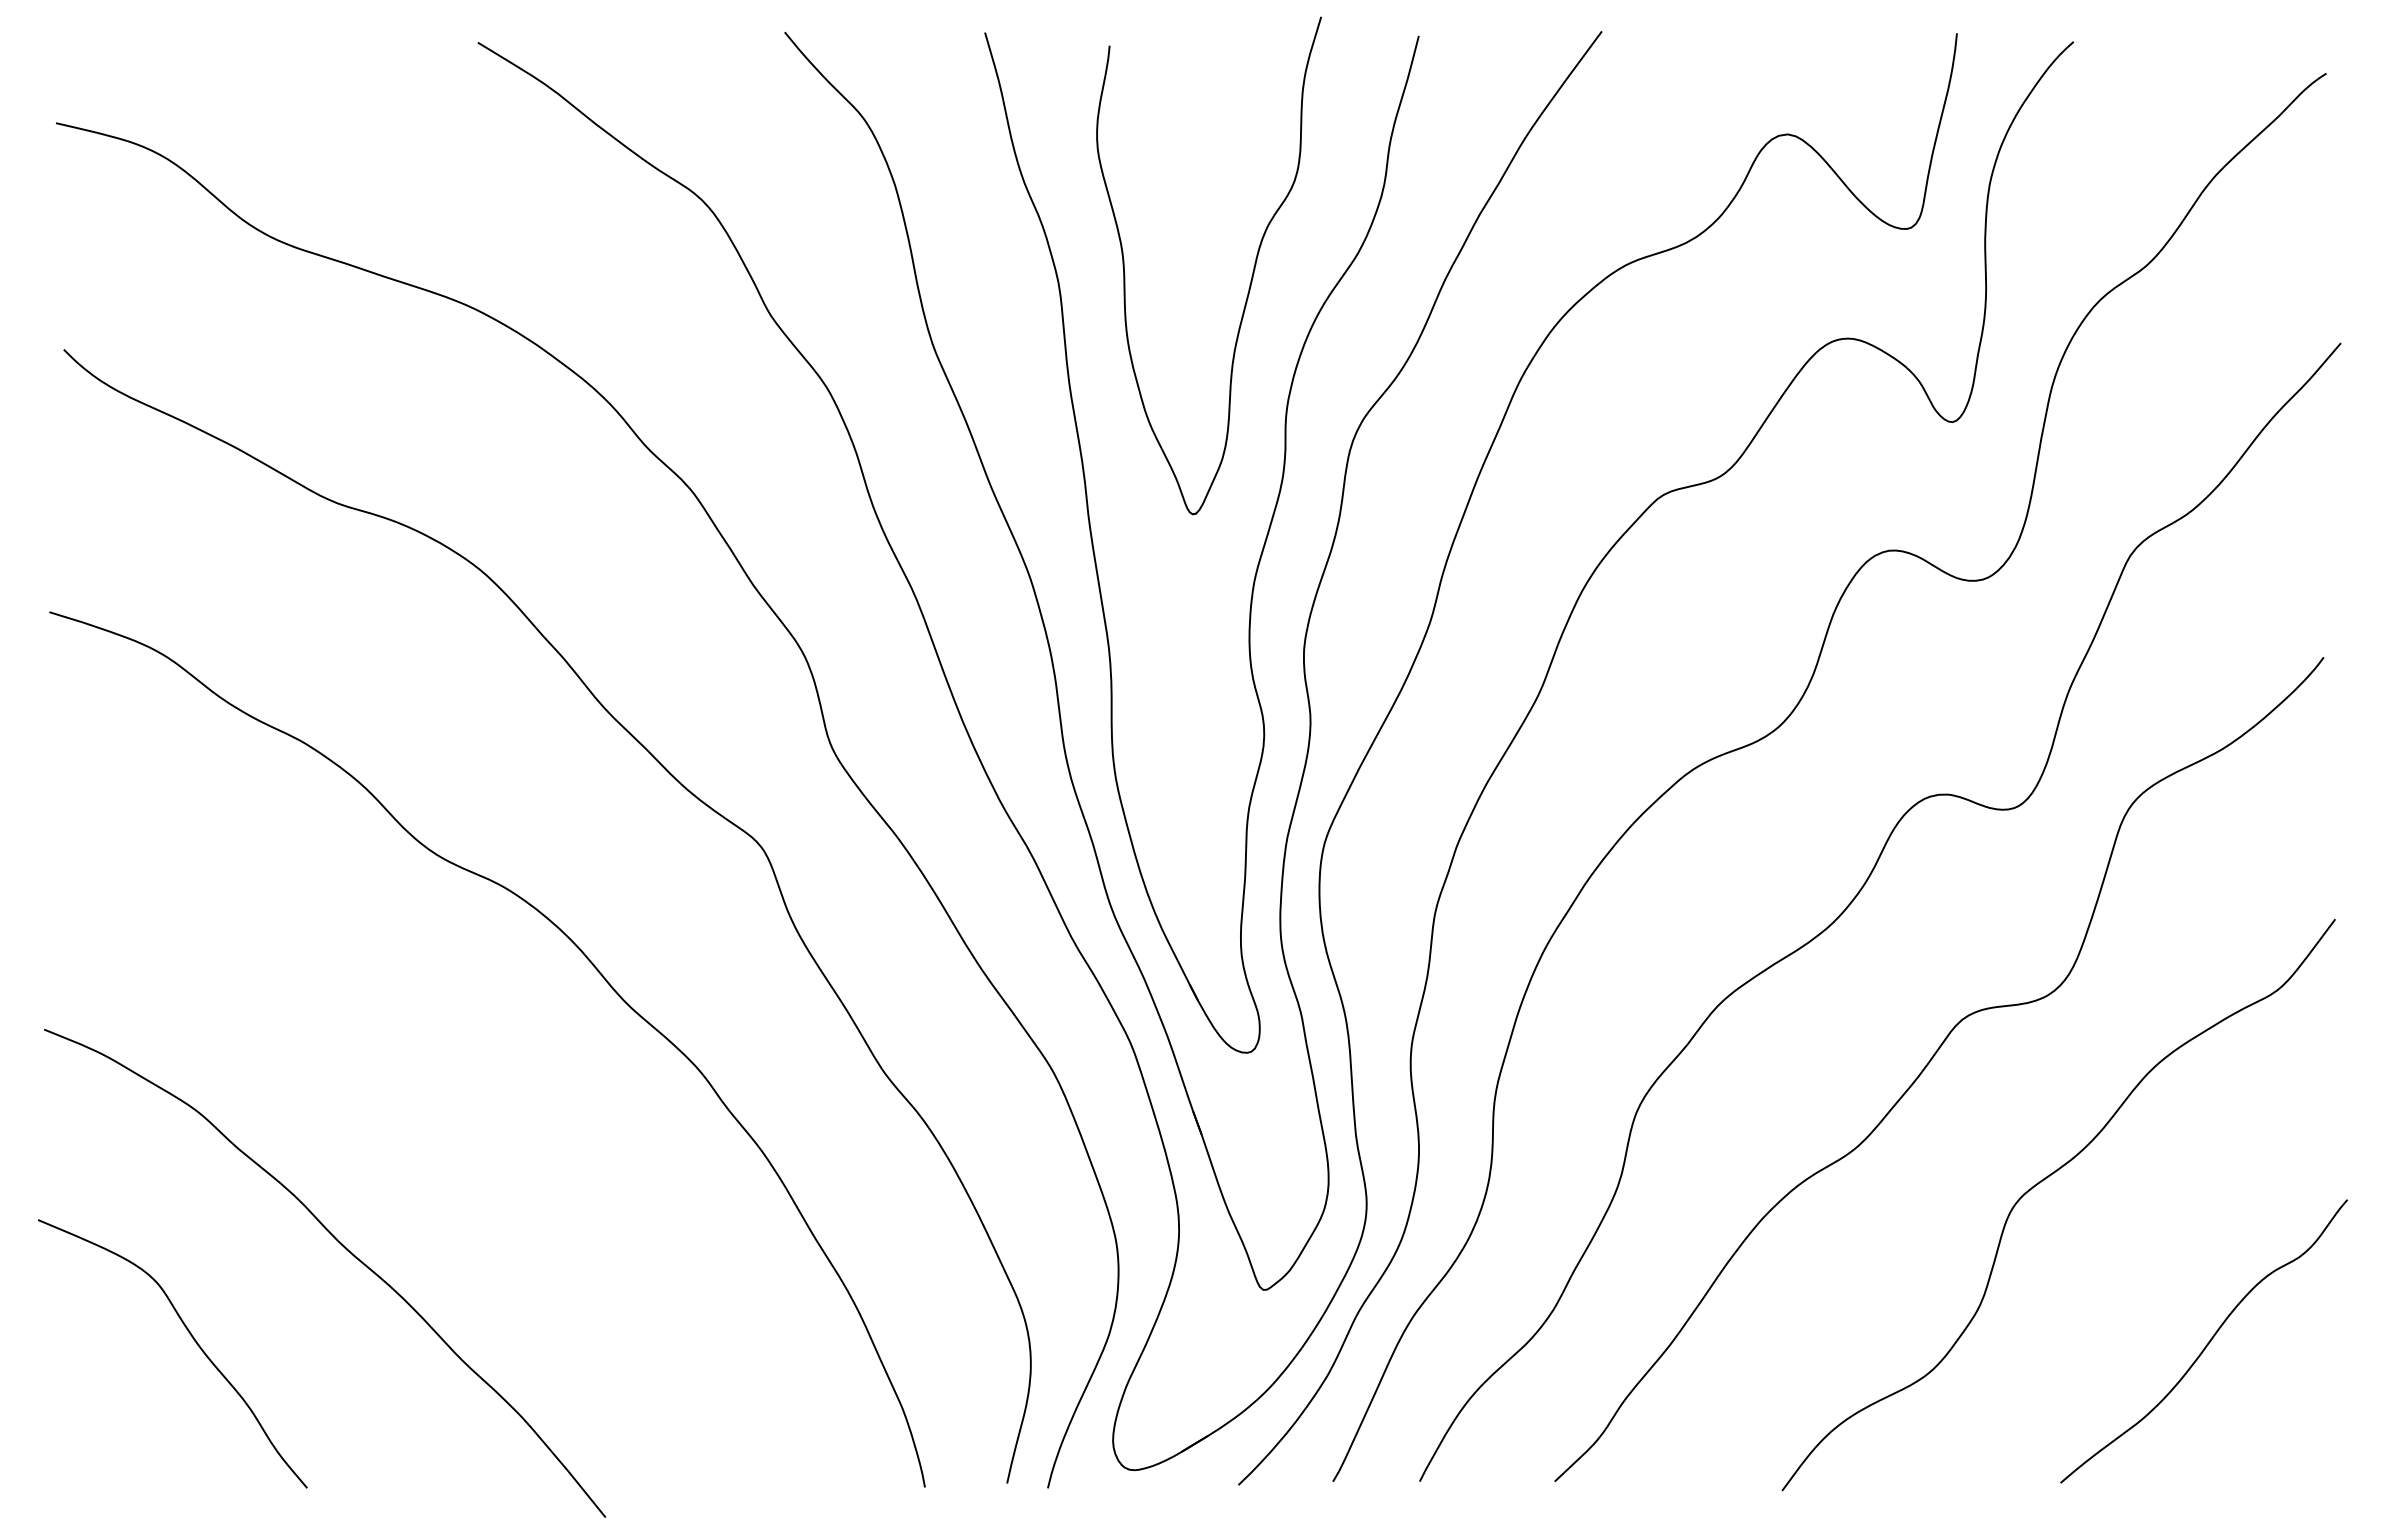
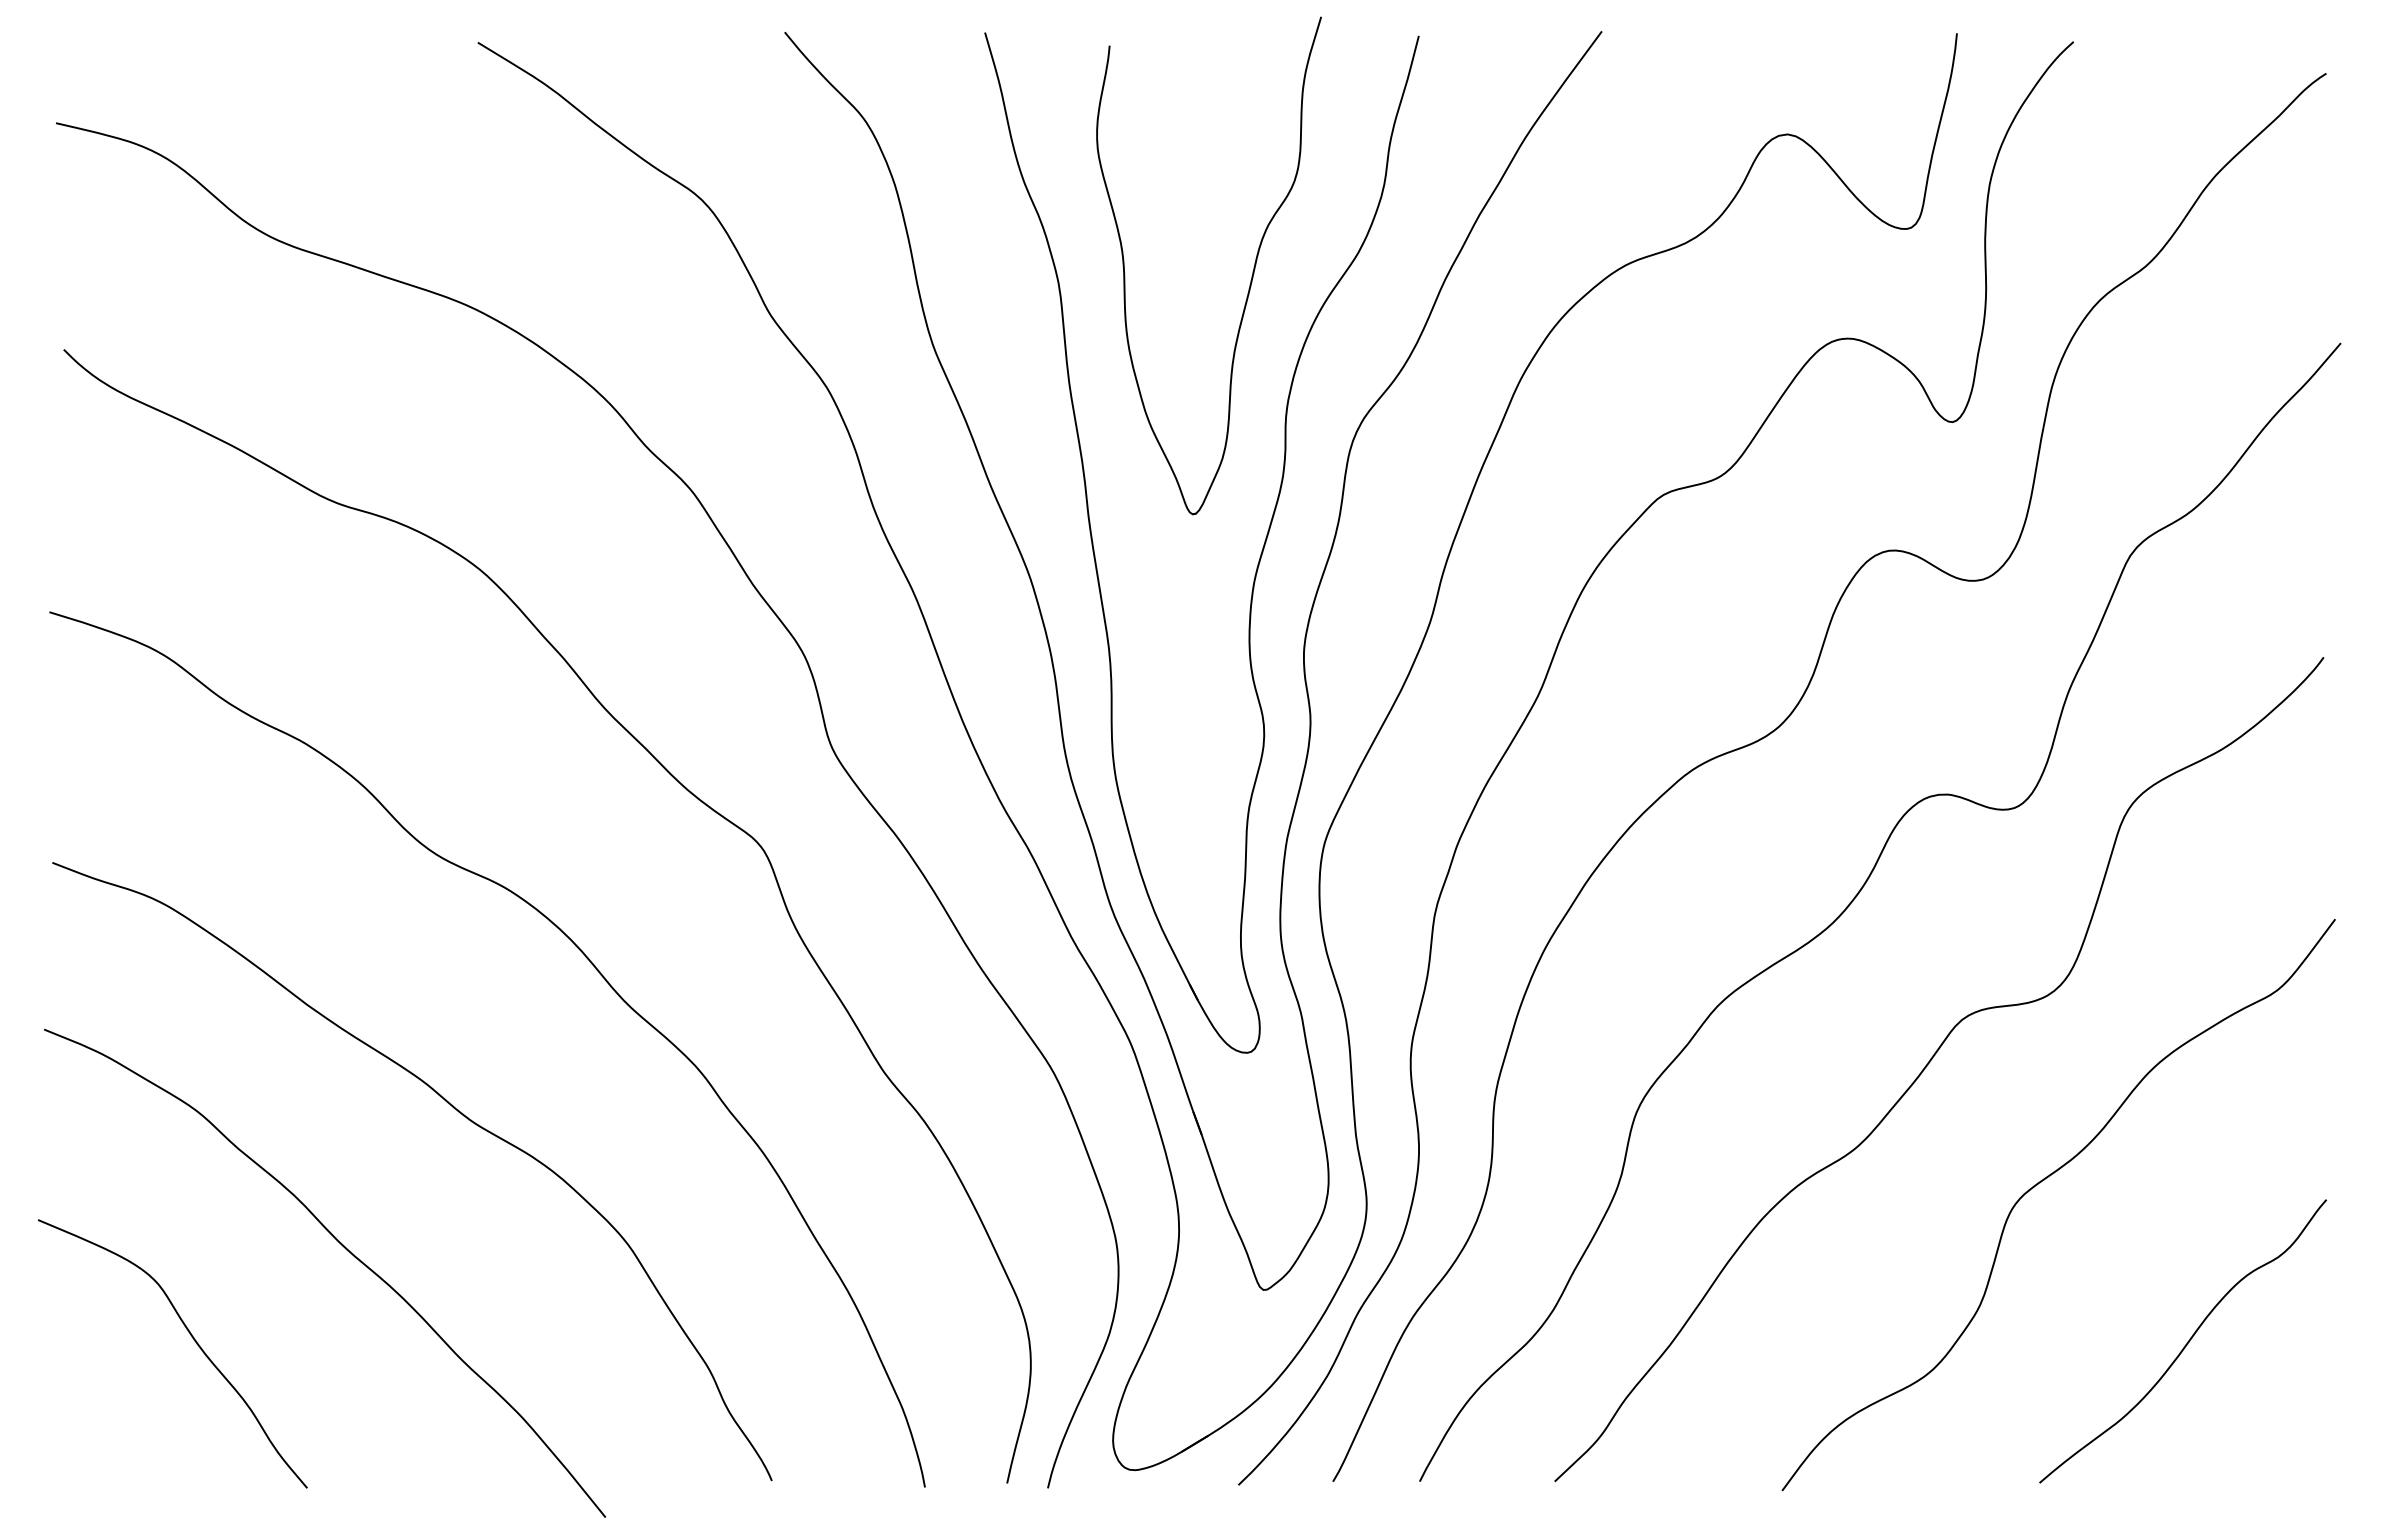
curve: none -> present (459, 1113)
curve position: (2206, 1344) -> (2185, 1344) (2185, 1344)
